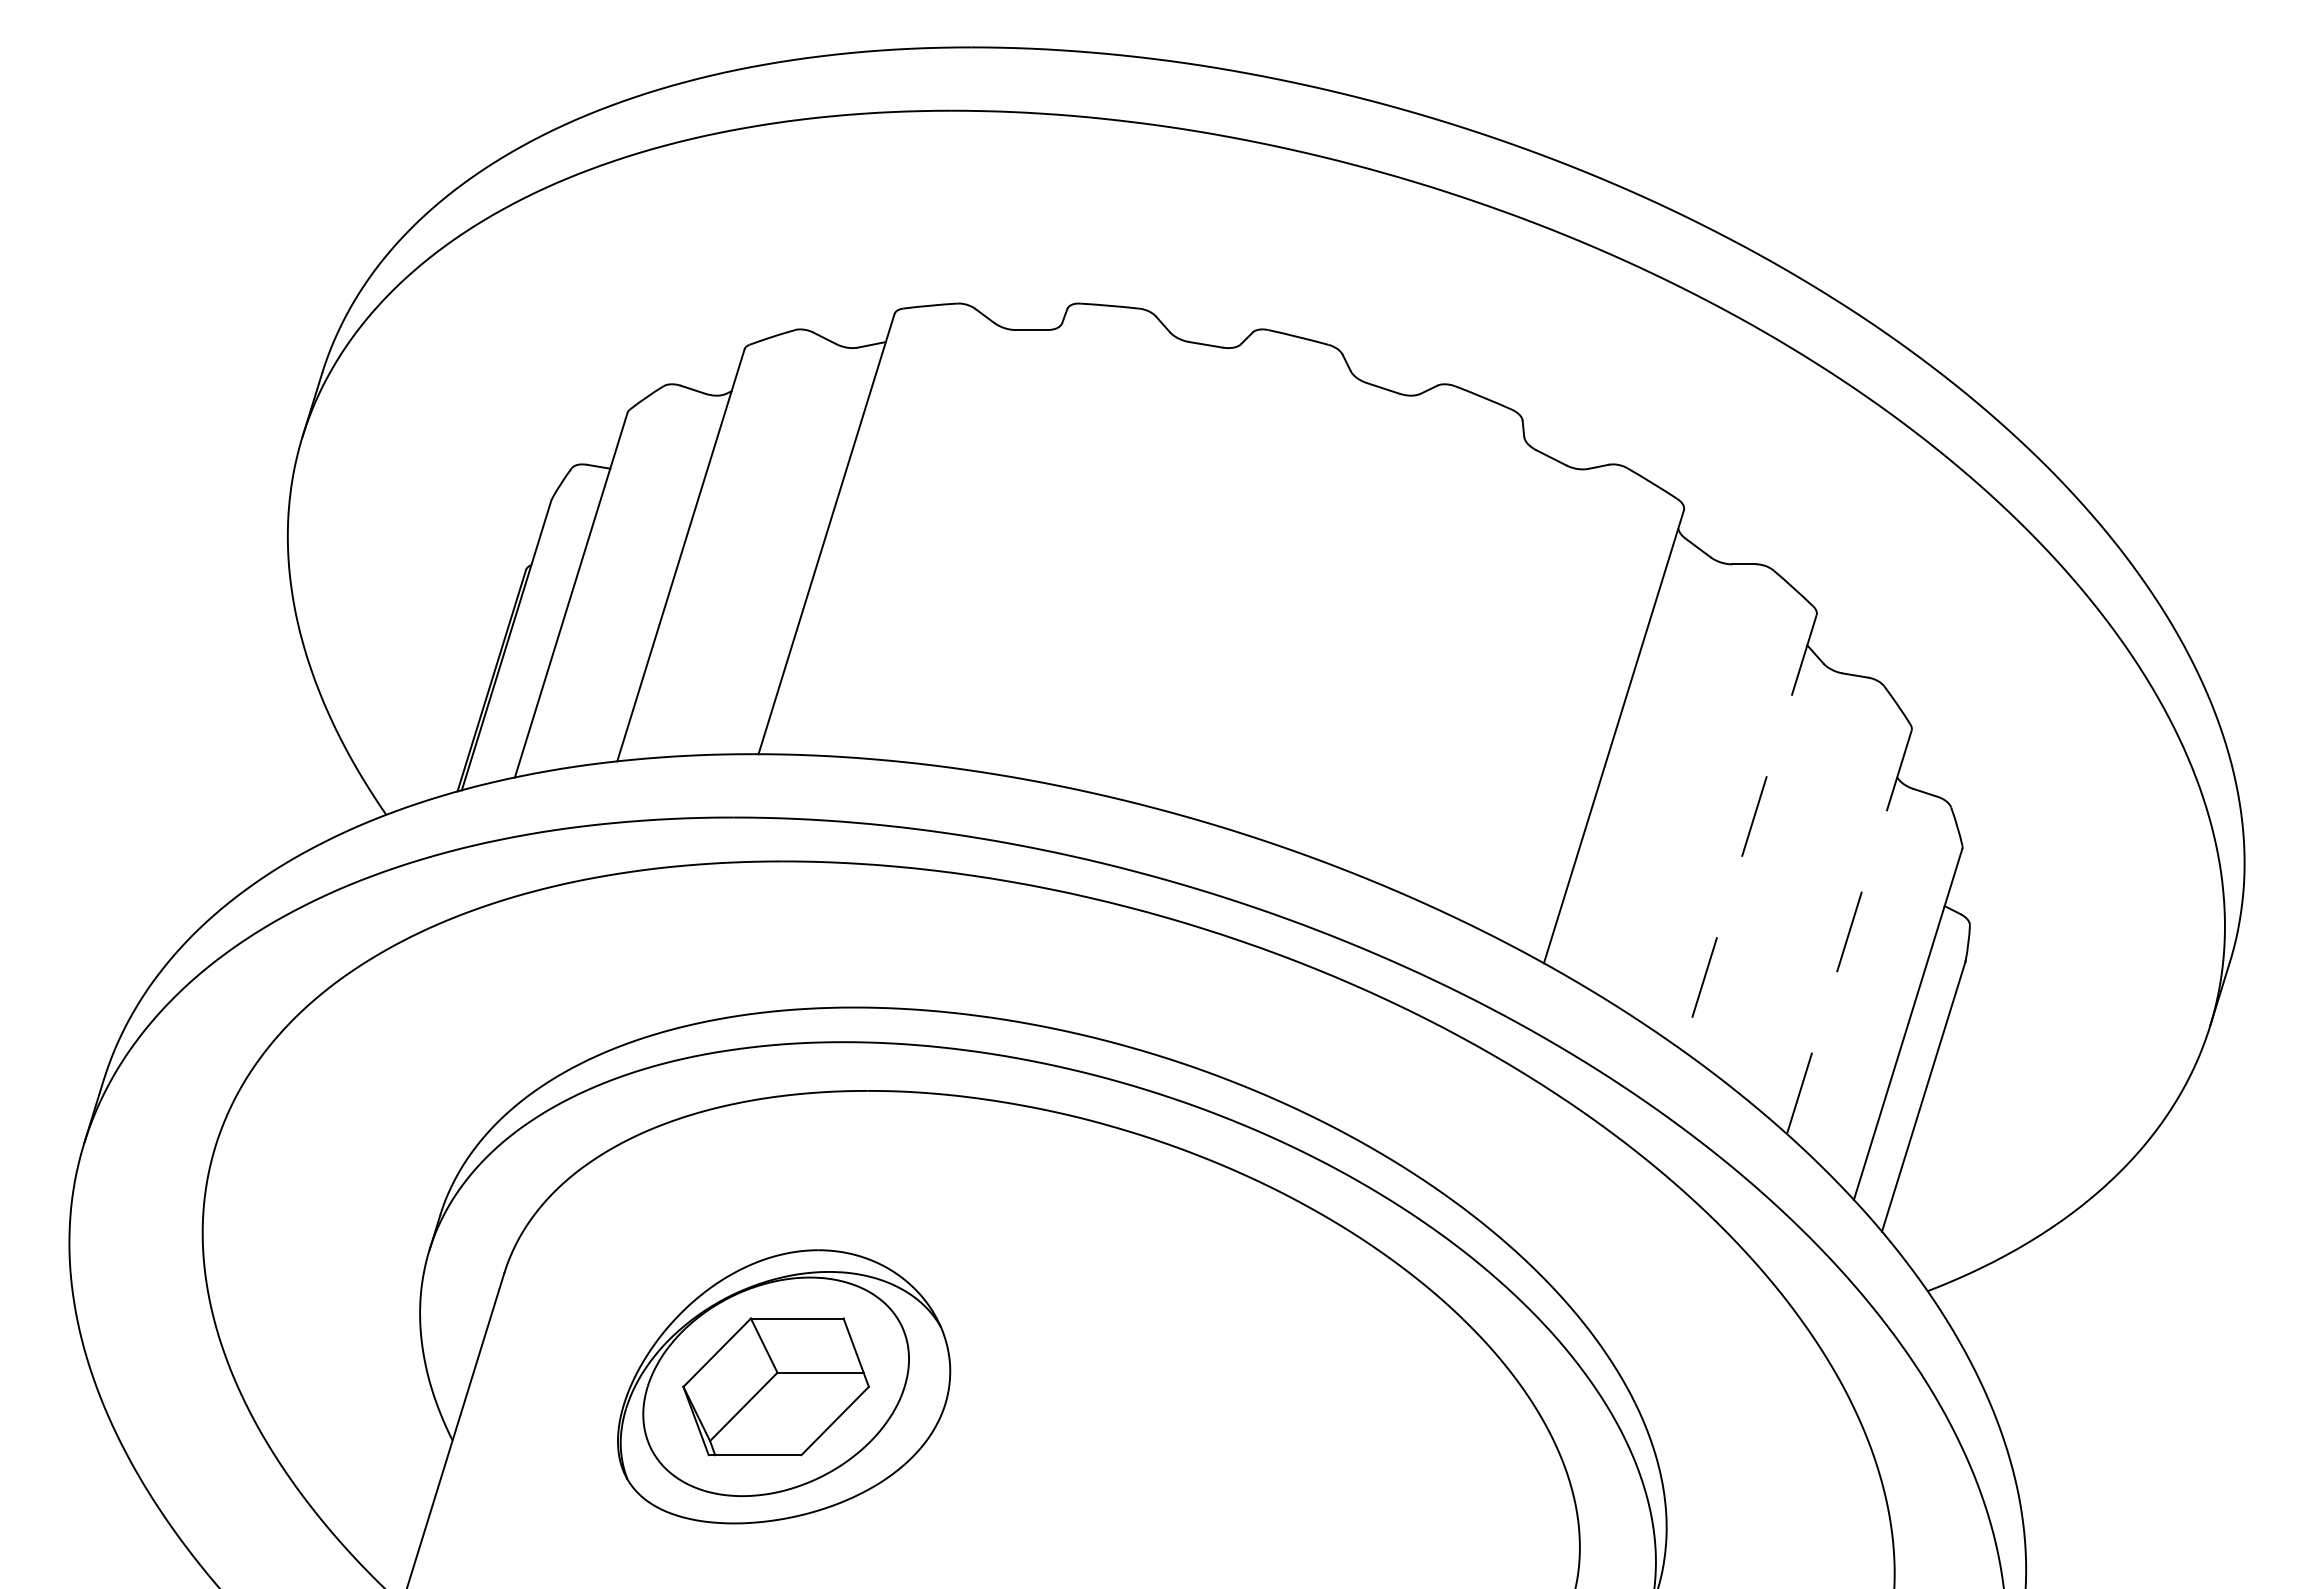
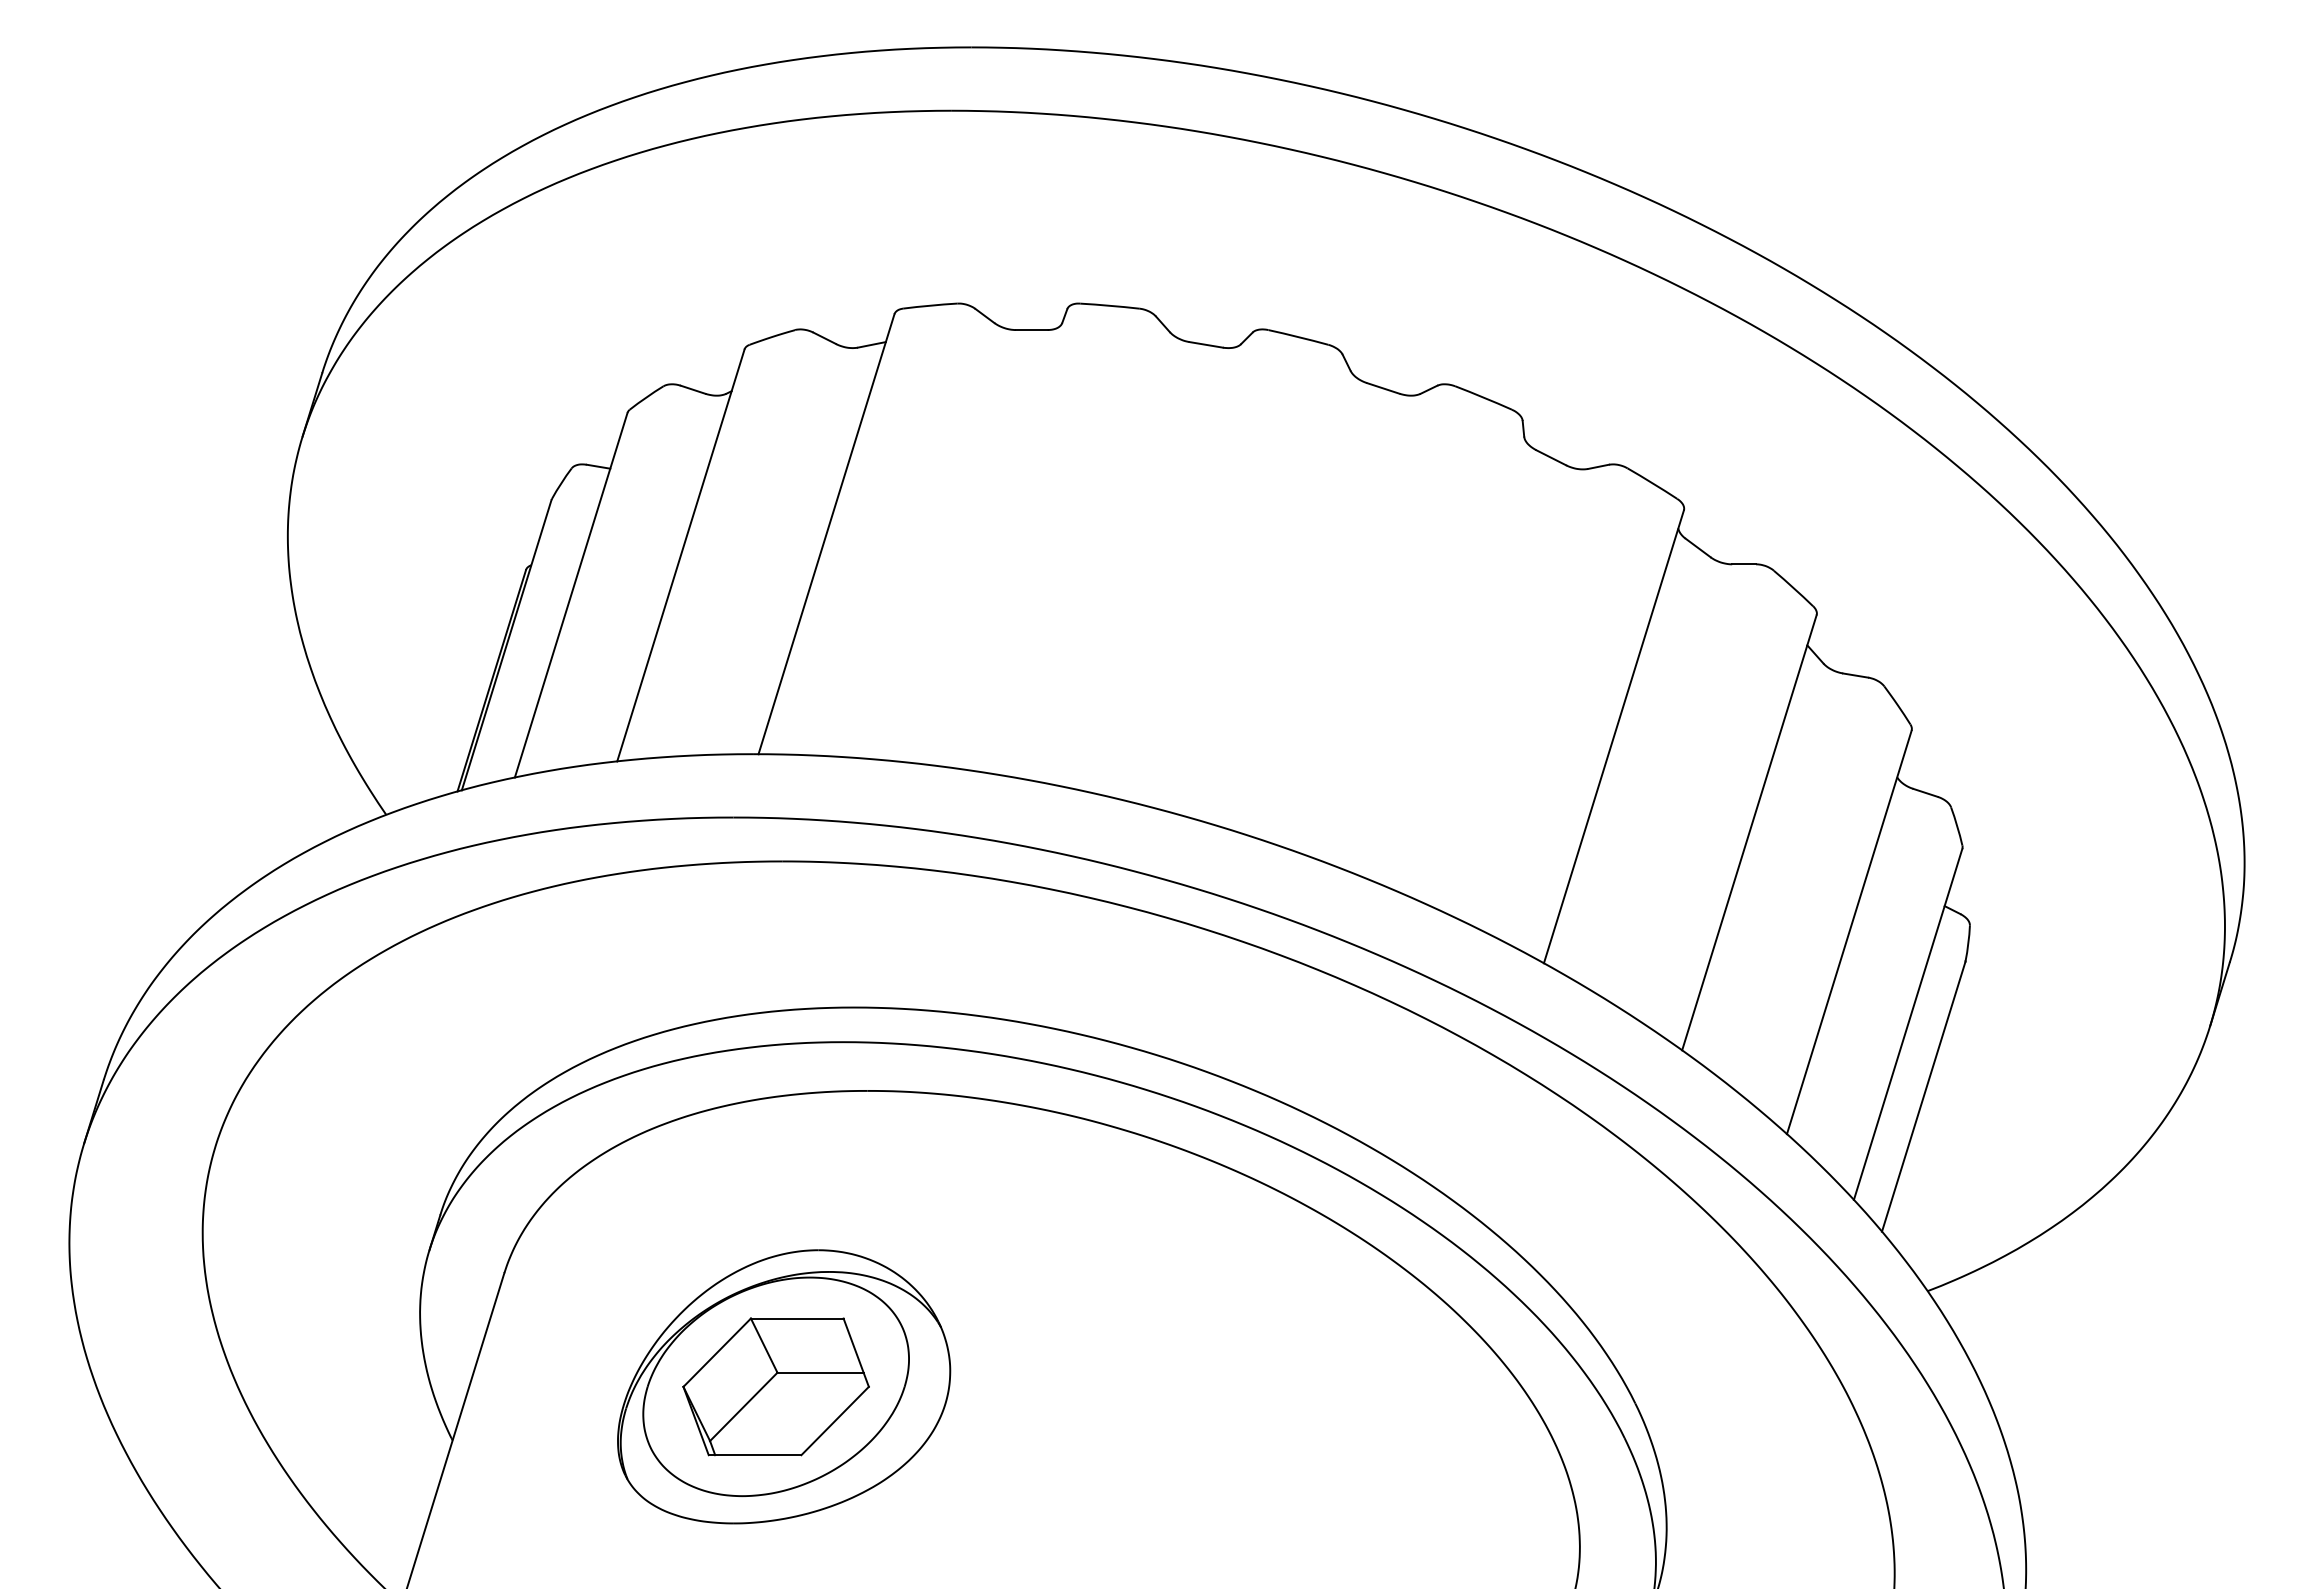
line: dashed -> solid (1749, 832)
line: dashed -> solid (1849, 932)
